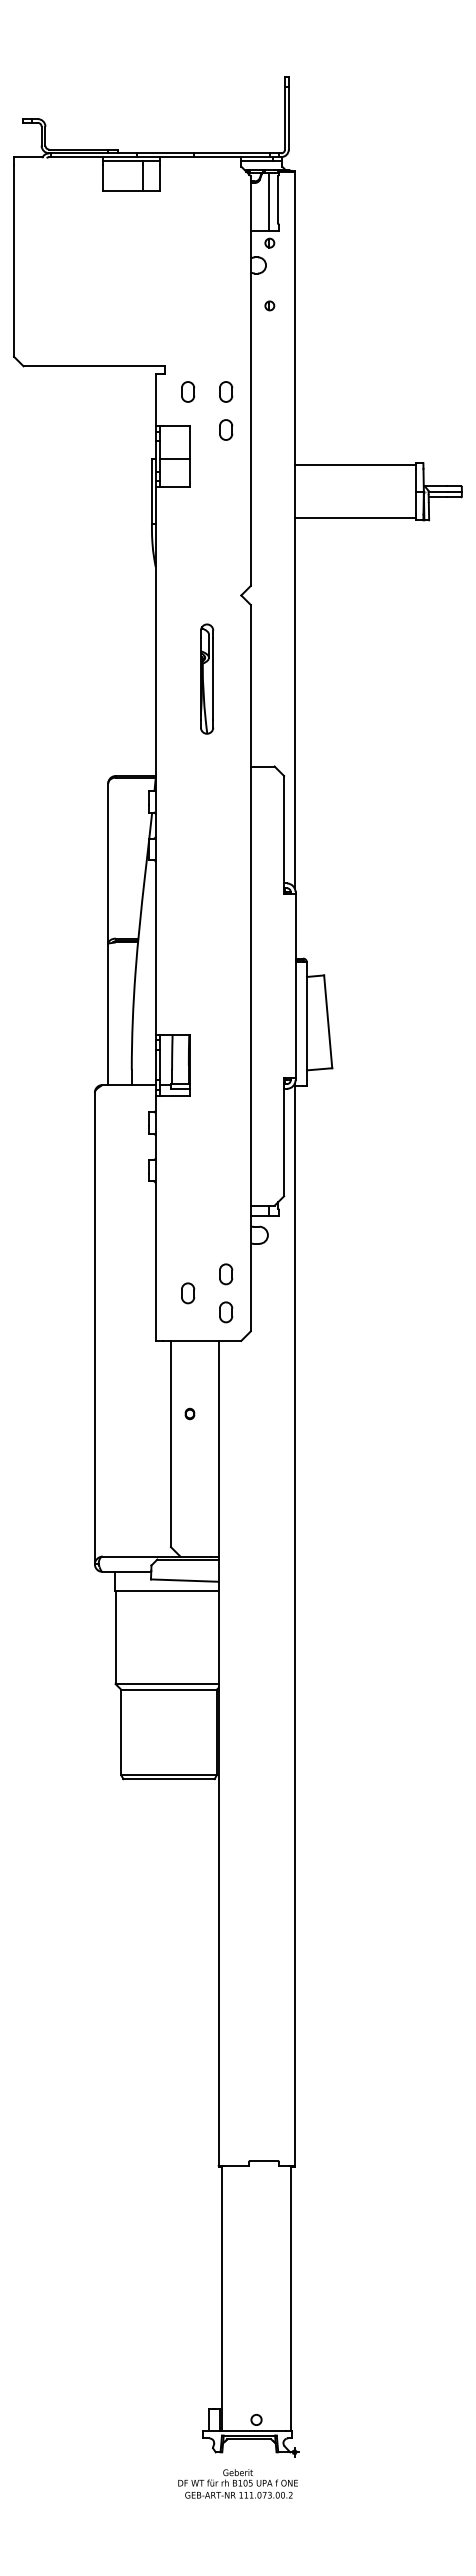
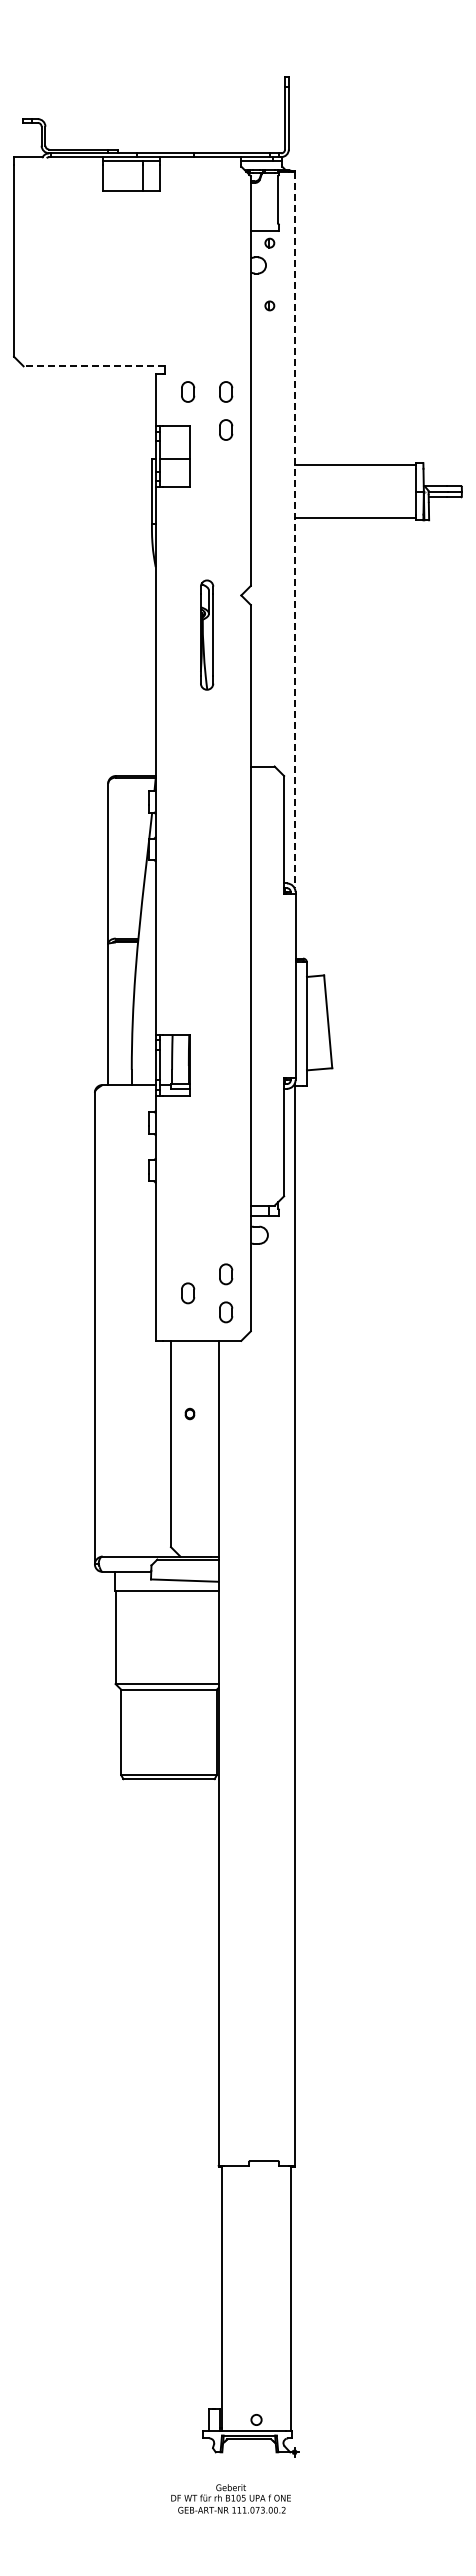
line: present -> none (268, 202)
line: solid -> dashed (94, 366)
line: solid -> dashed (294, 530)
part position: (207, 678) -> (207, 634) (207, 634)
text position: (237, 2483) -> (230, 2498) (230, 2498)
